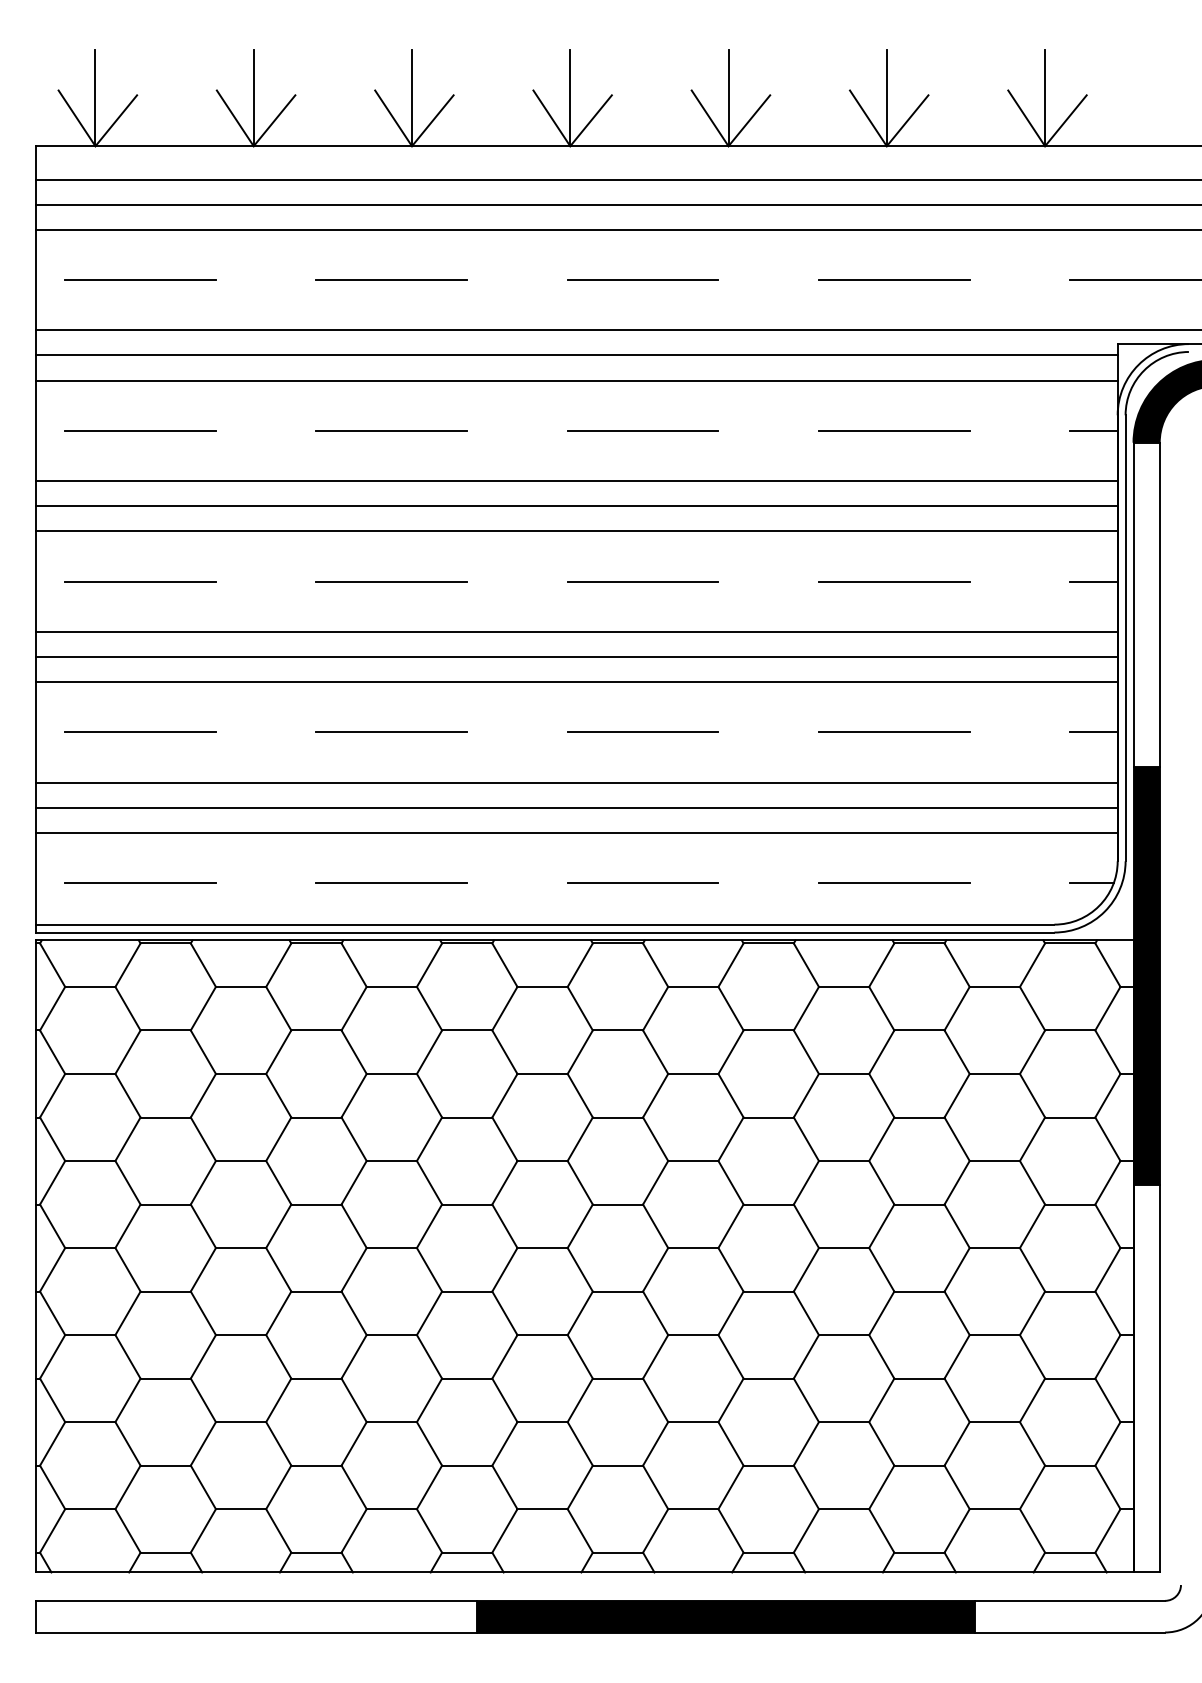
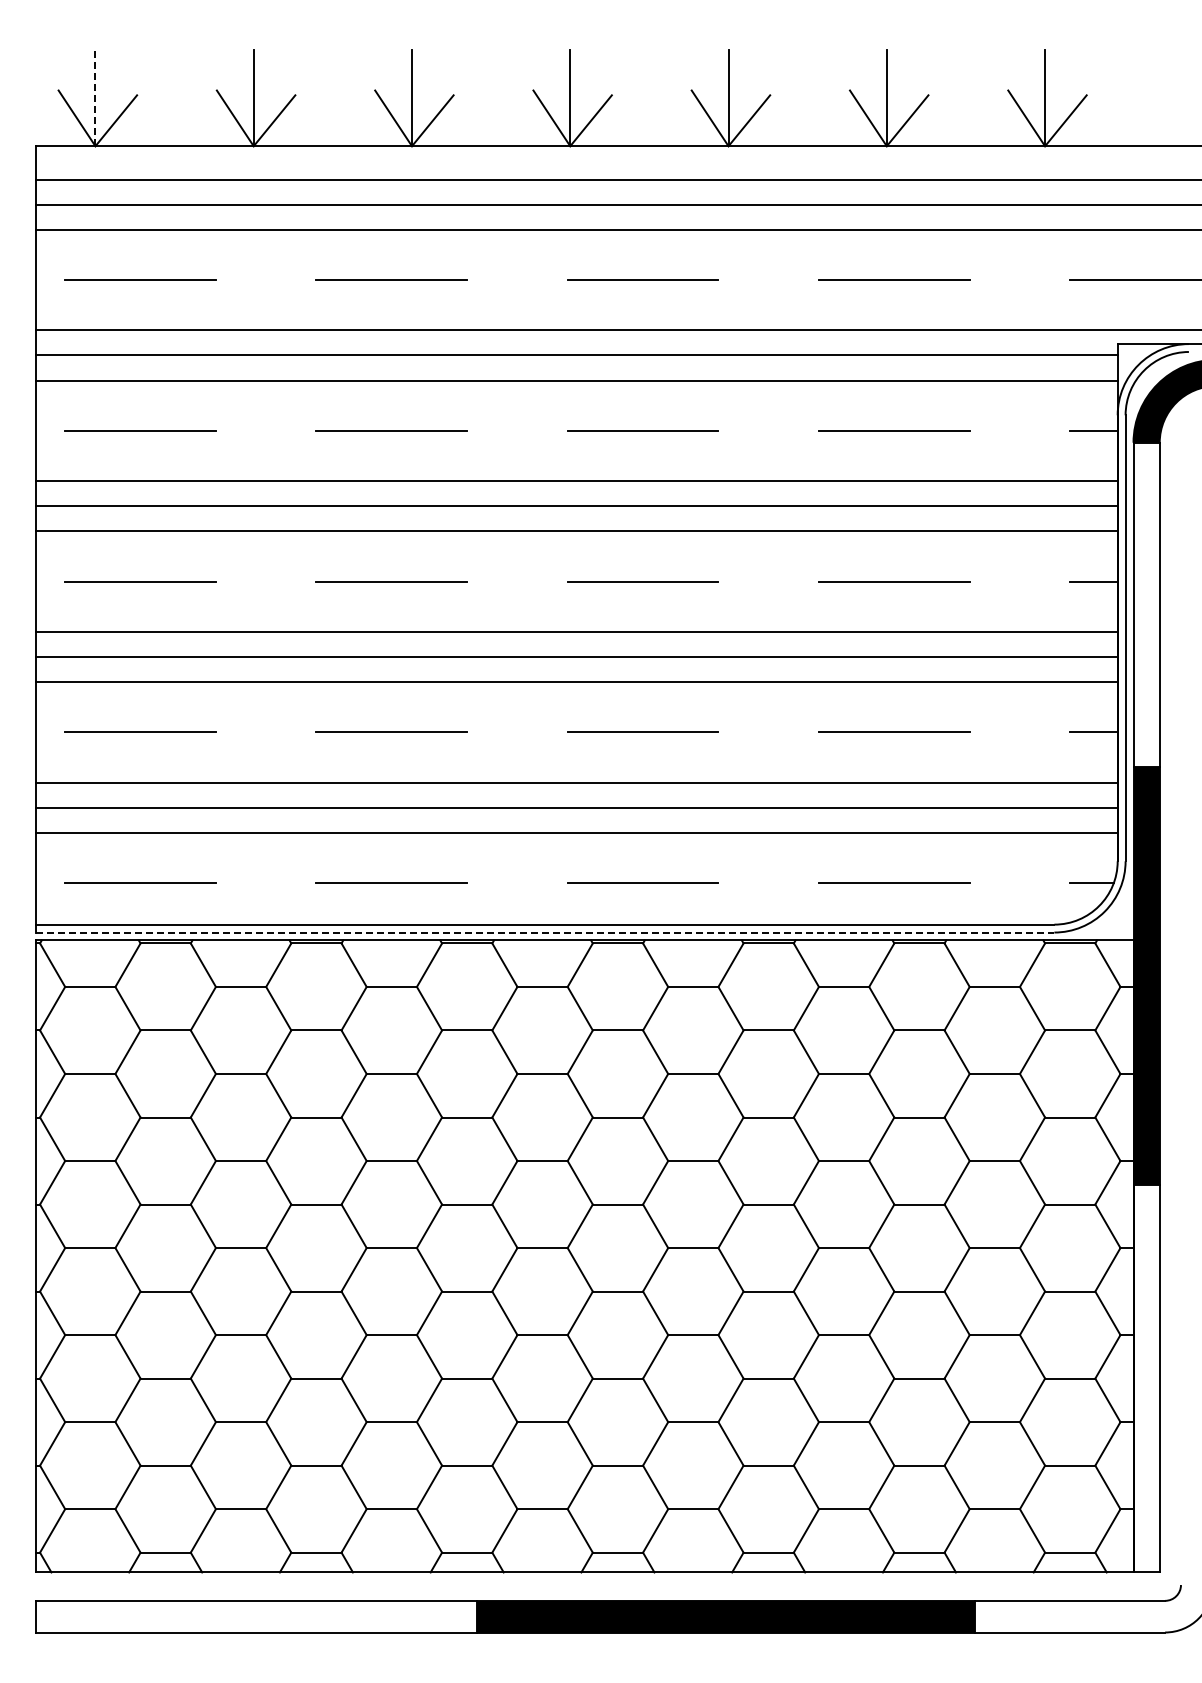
line: solid -> dashed (95, 98)
line: solid -> dashed (545, 932)
